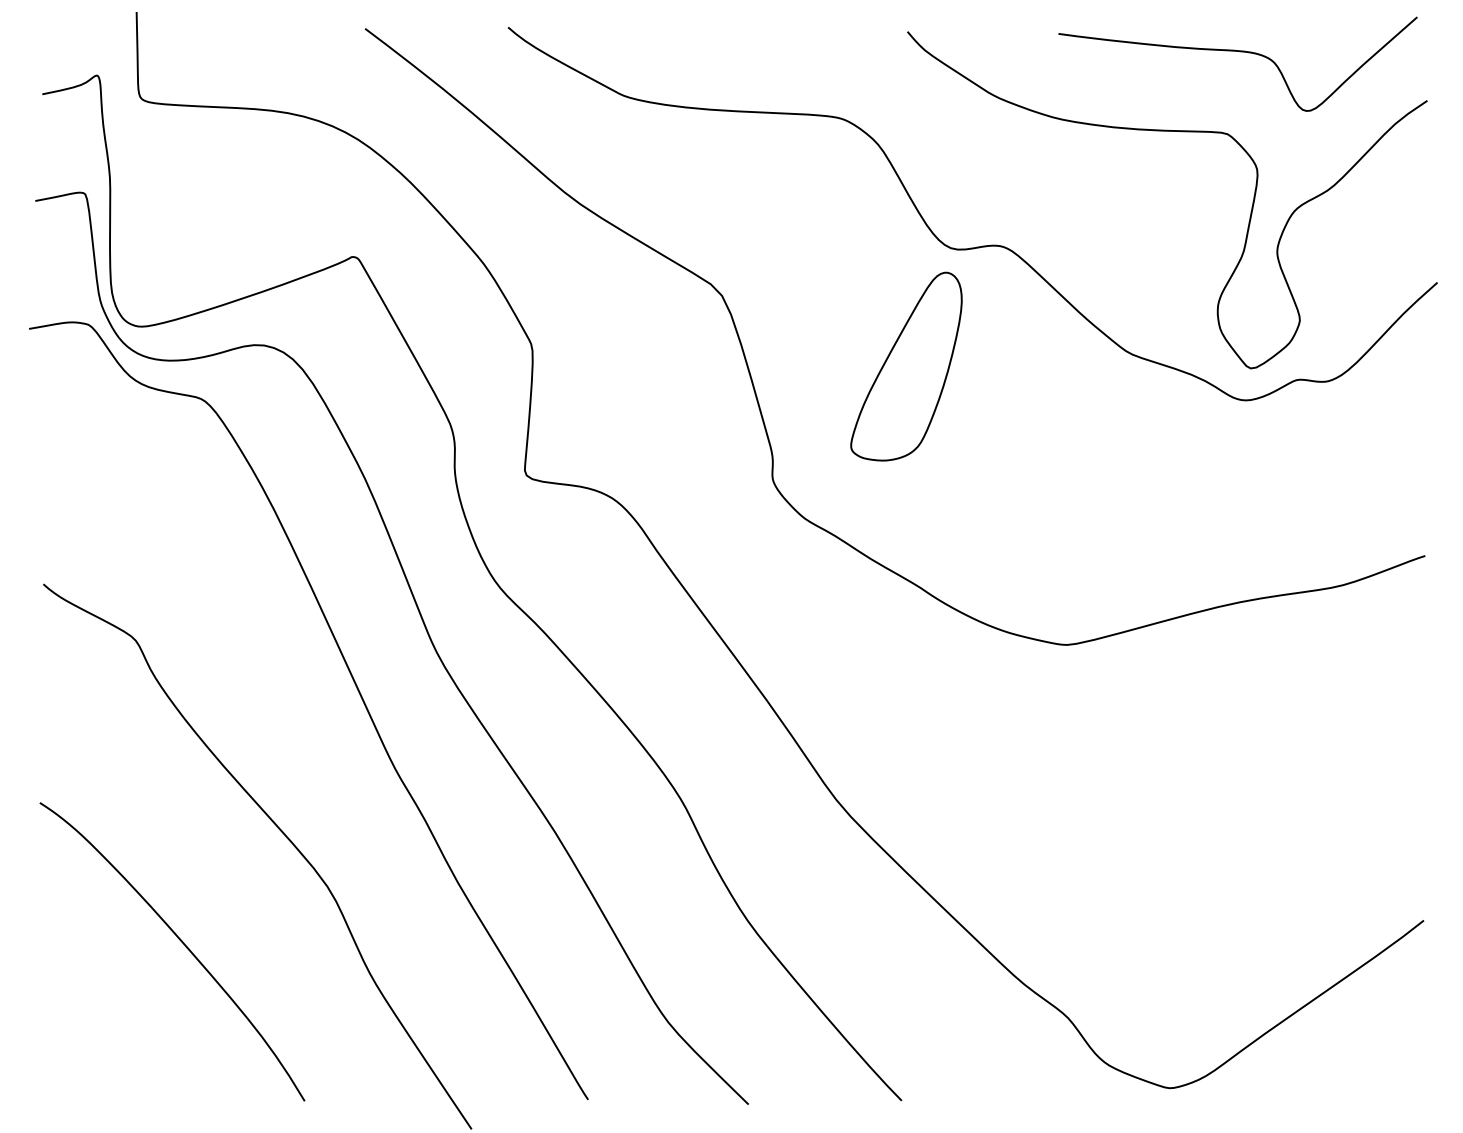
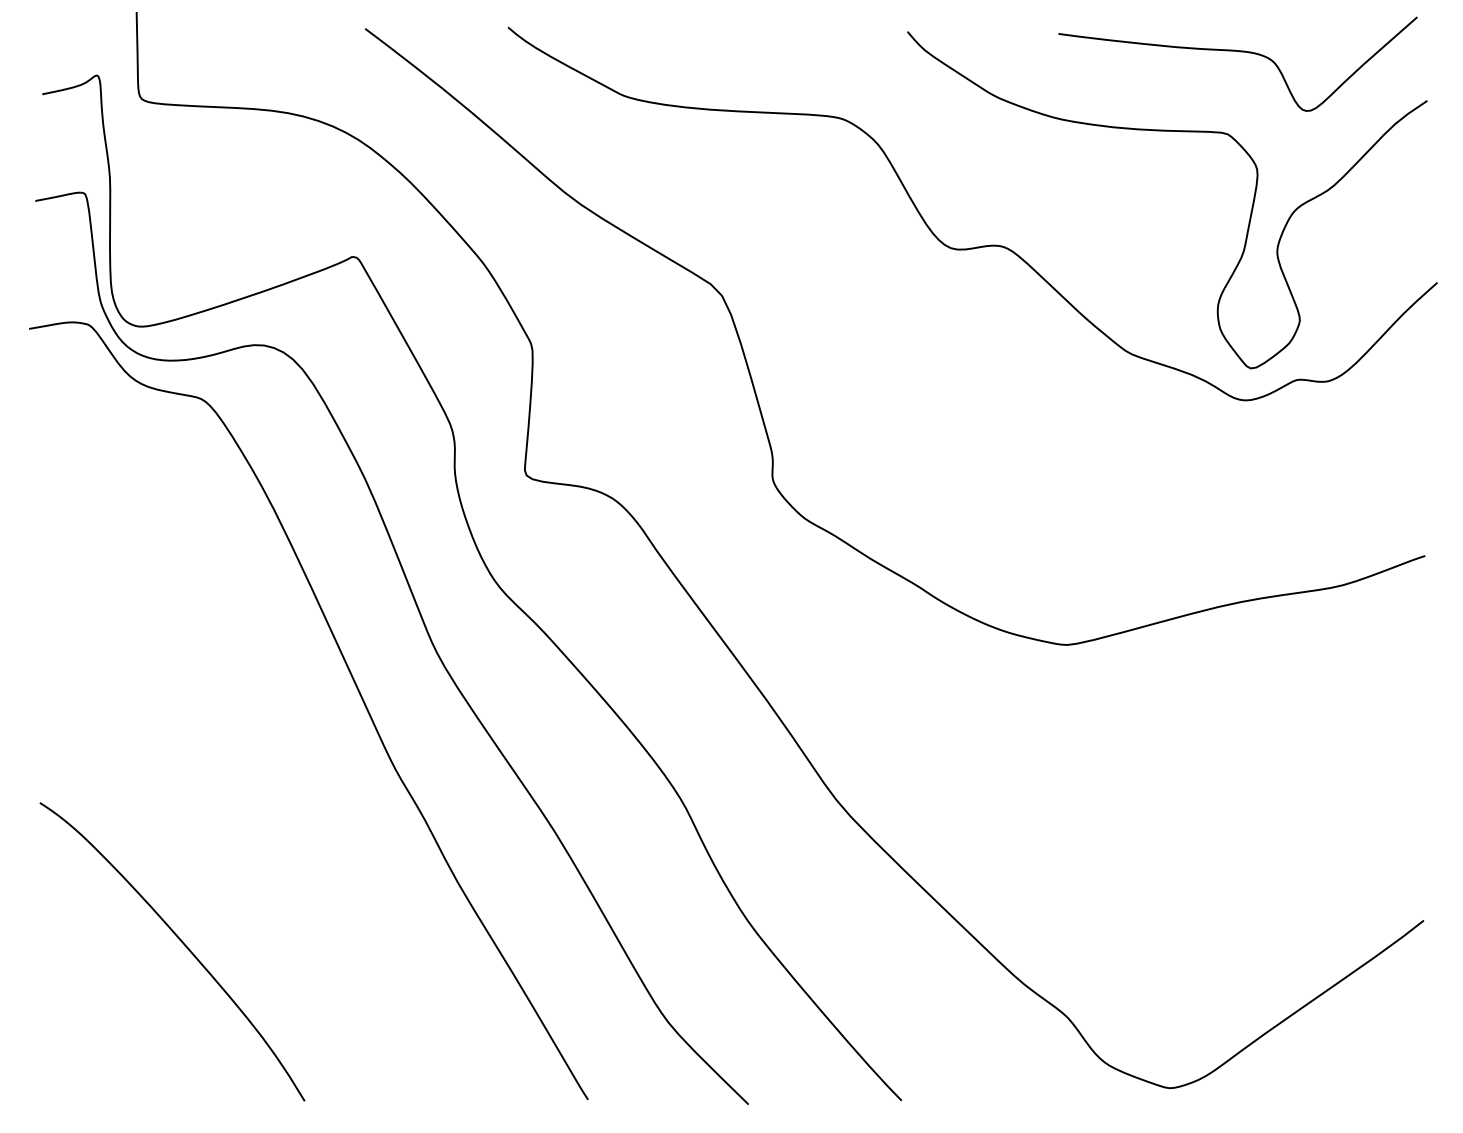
part: present -> none (906, 366)
curve: present -> none (281, 832)
